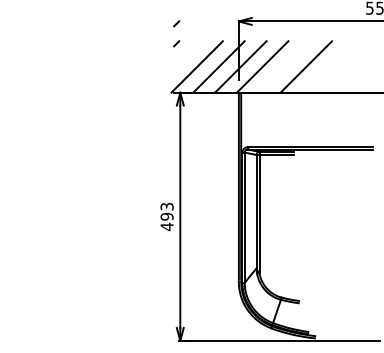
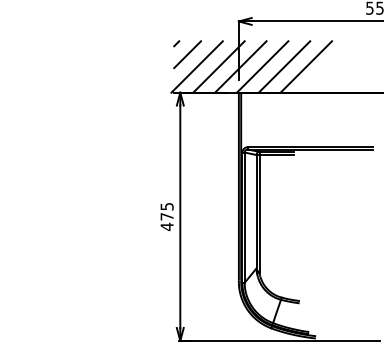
line: present -> none (176, 23)
line: none -> present (187, 54)
line: none -> present (284, 66)
text: 493 -> 475 (166, 211)
